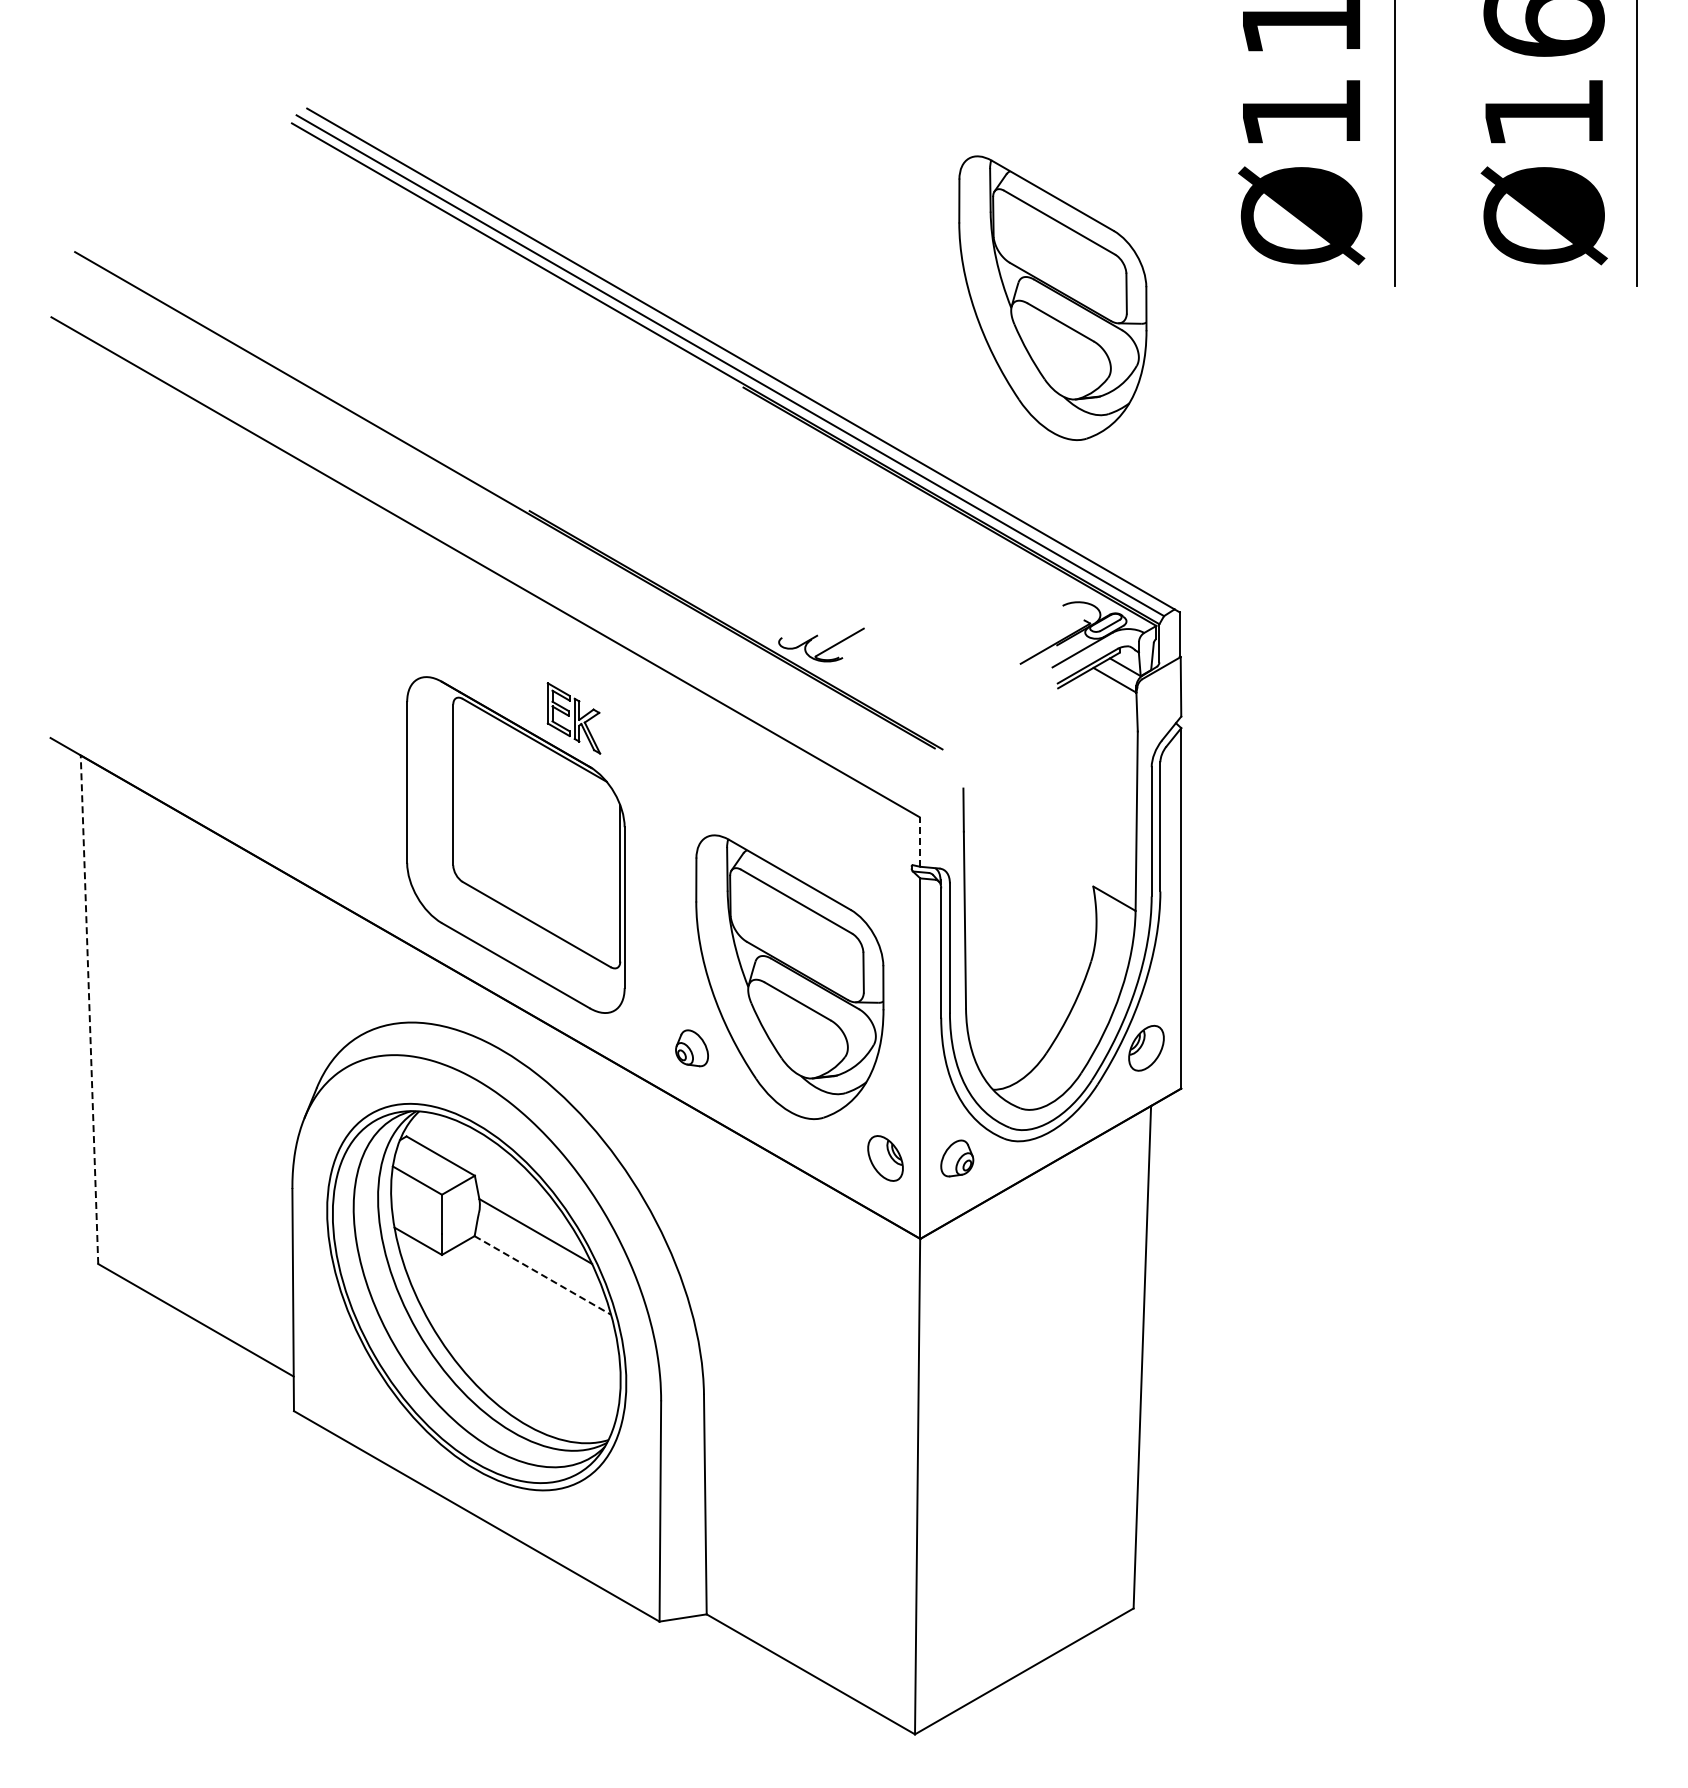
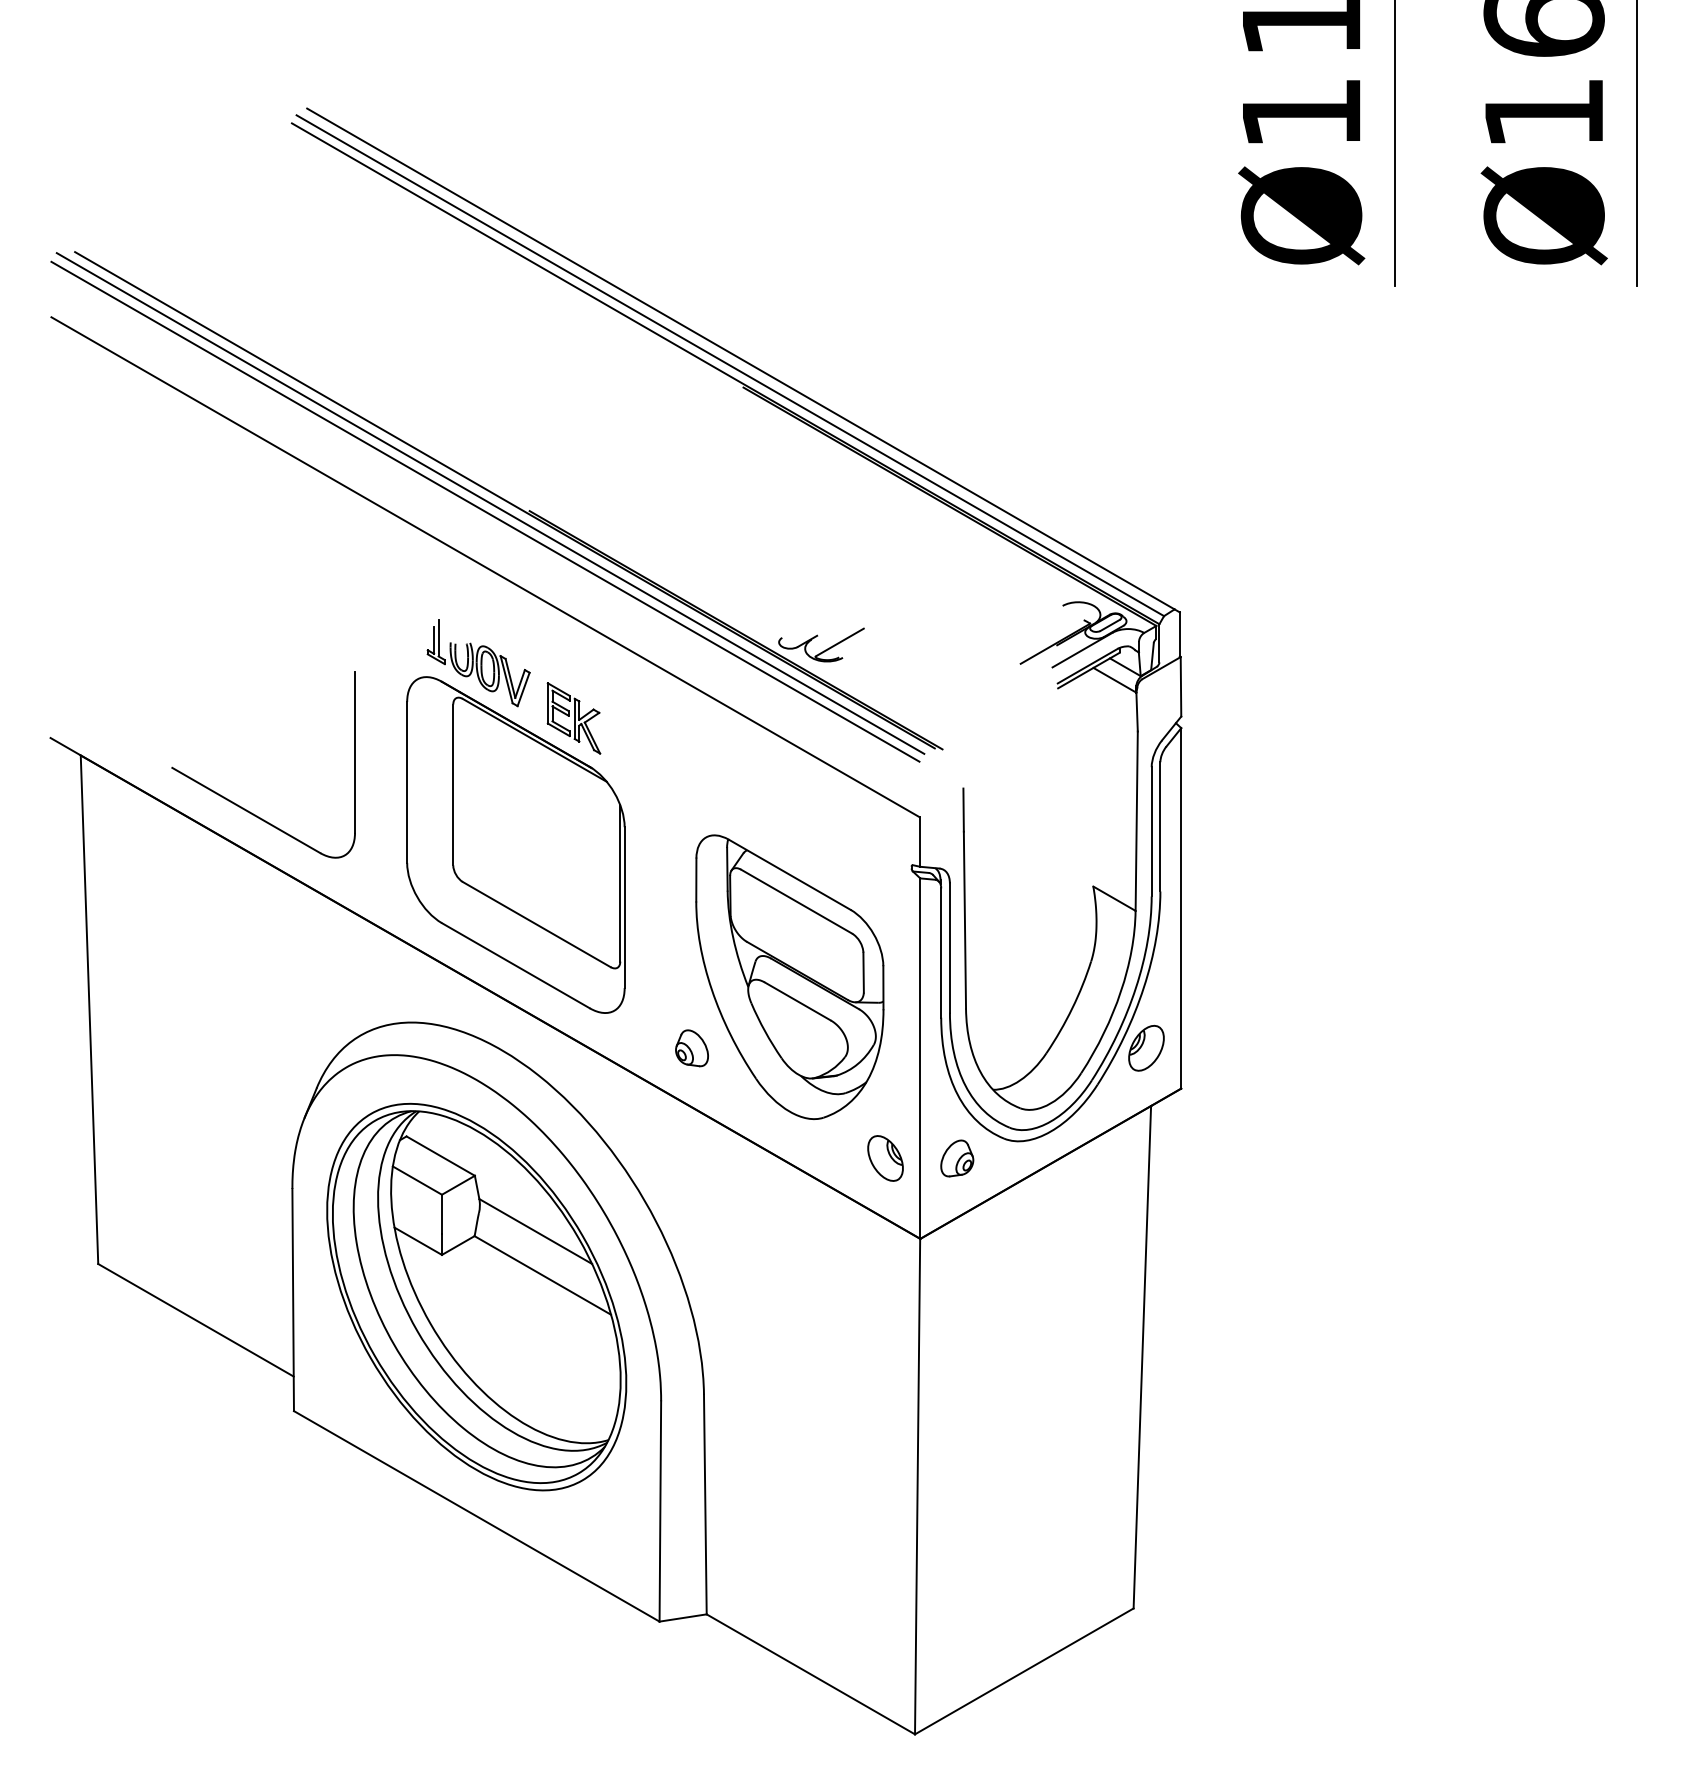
part: present -> none (1052, 297)
line: none -> present (490, 503)
line: none -> present (485, 511)
part: none -> present (478, 663)
part: none -> present (238, 804)
line: dashed -> solid (920, 841)
line: dashed -> solid (89, 1009)
line: dashed -> solid (542, 1275)
